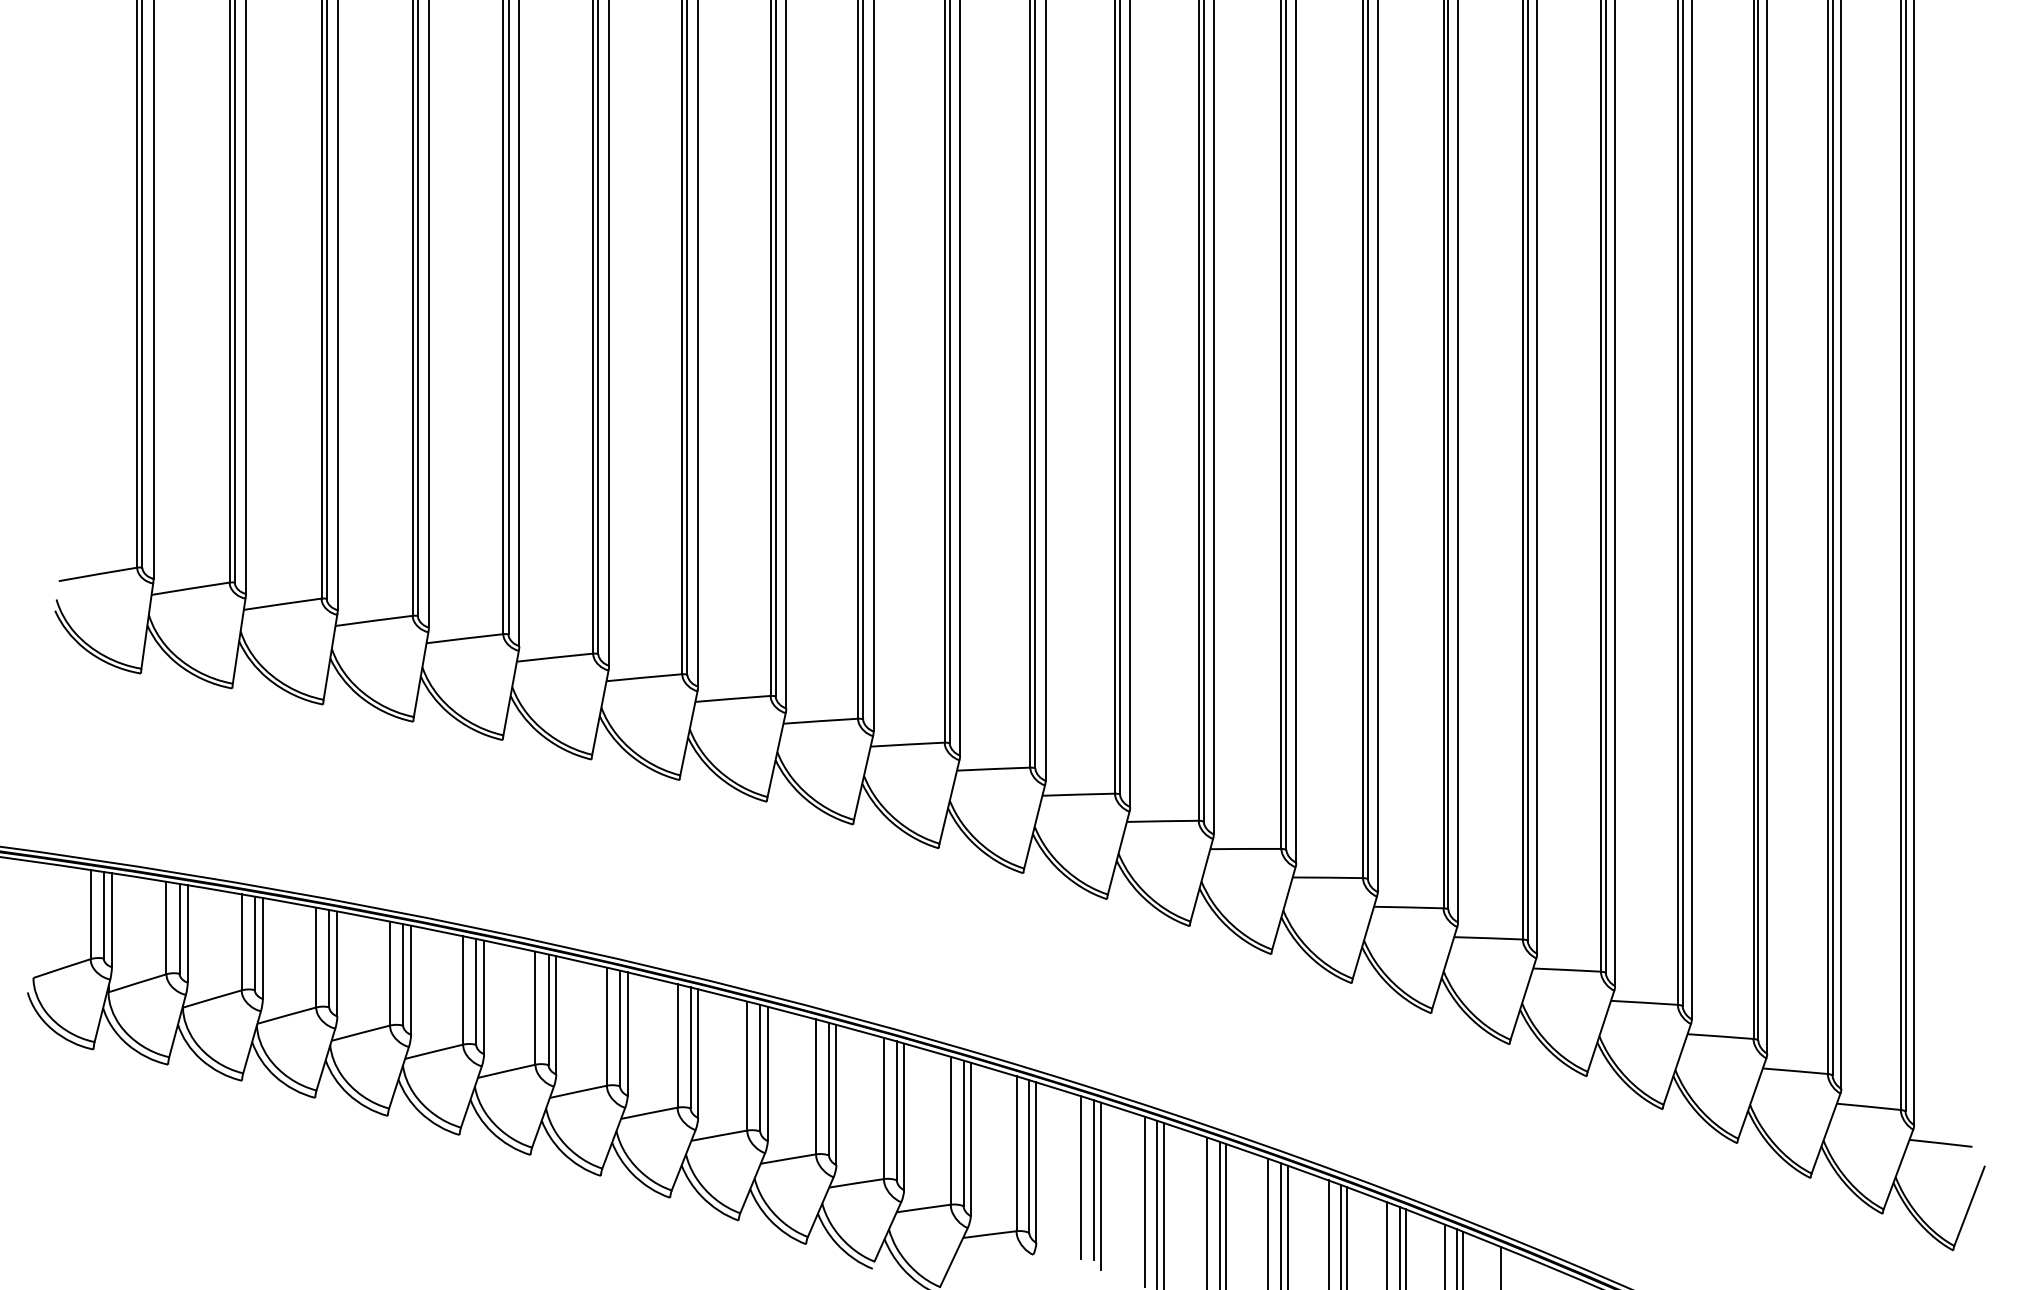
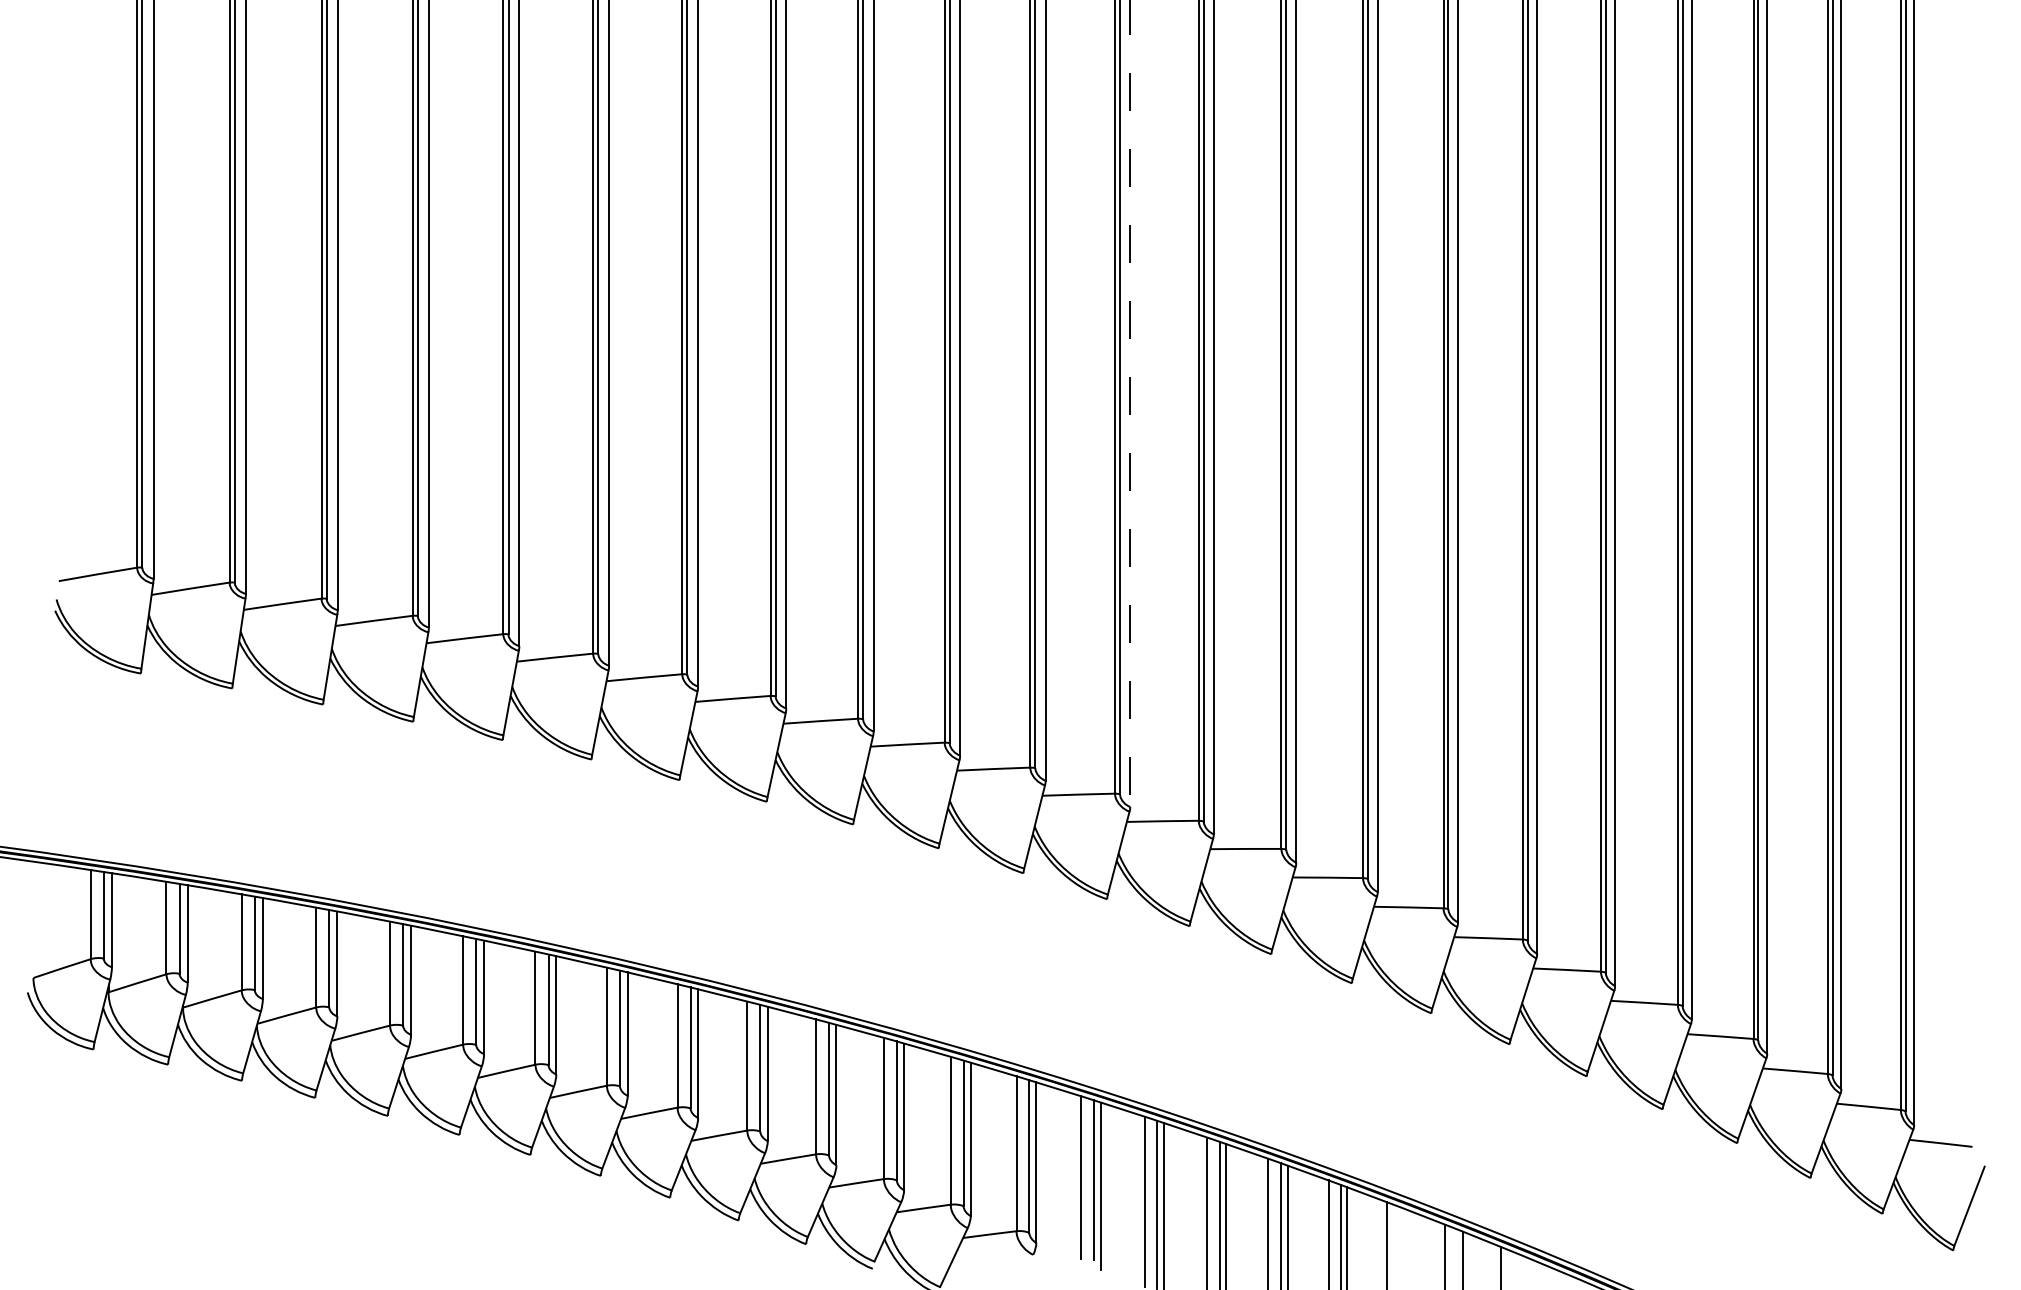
line: solid -> dashed (1130, 403)
line: present -> none (1399, 1246)
line: present -> none (1405, 1247)
line: present -> none (1457, 1257)
